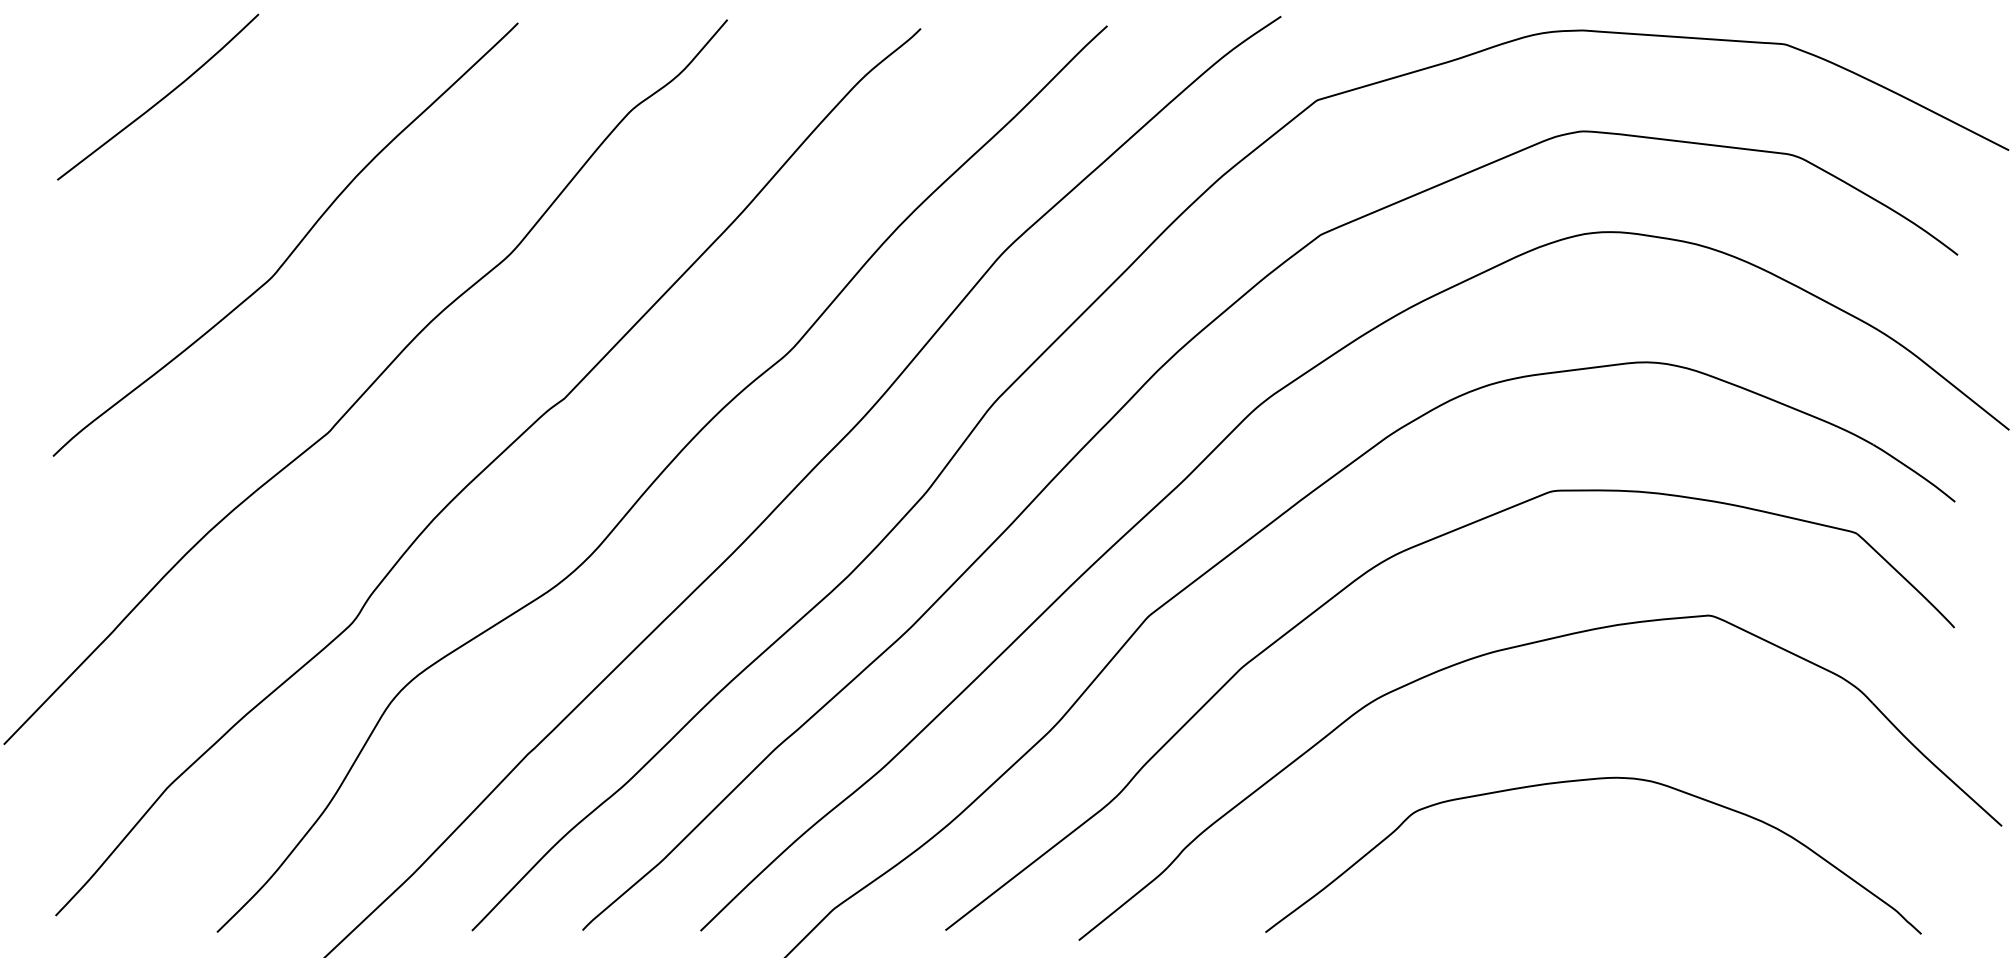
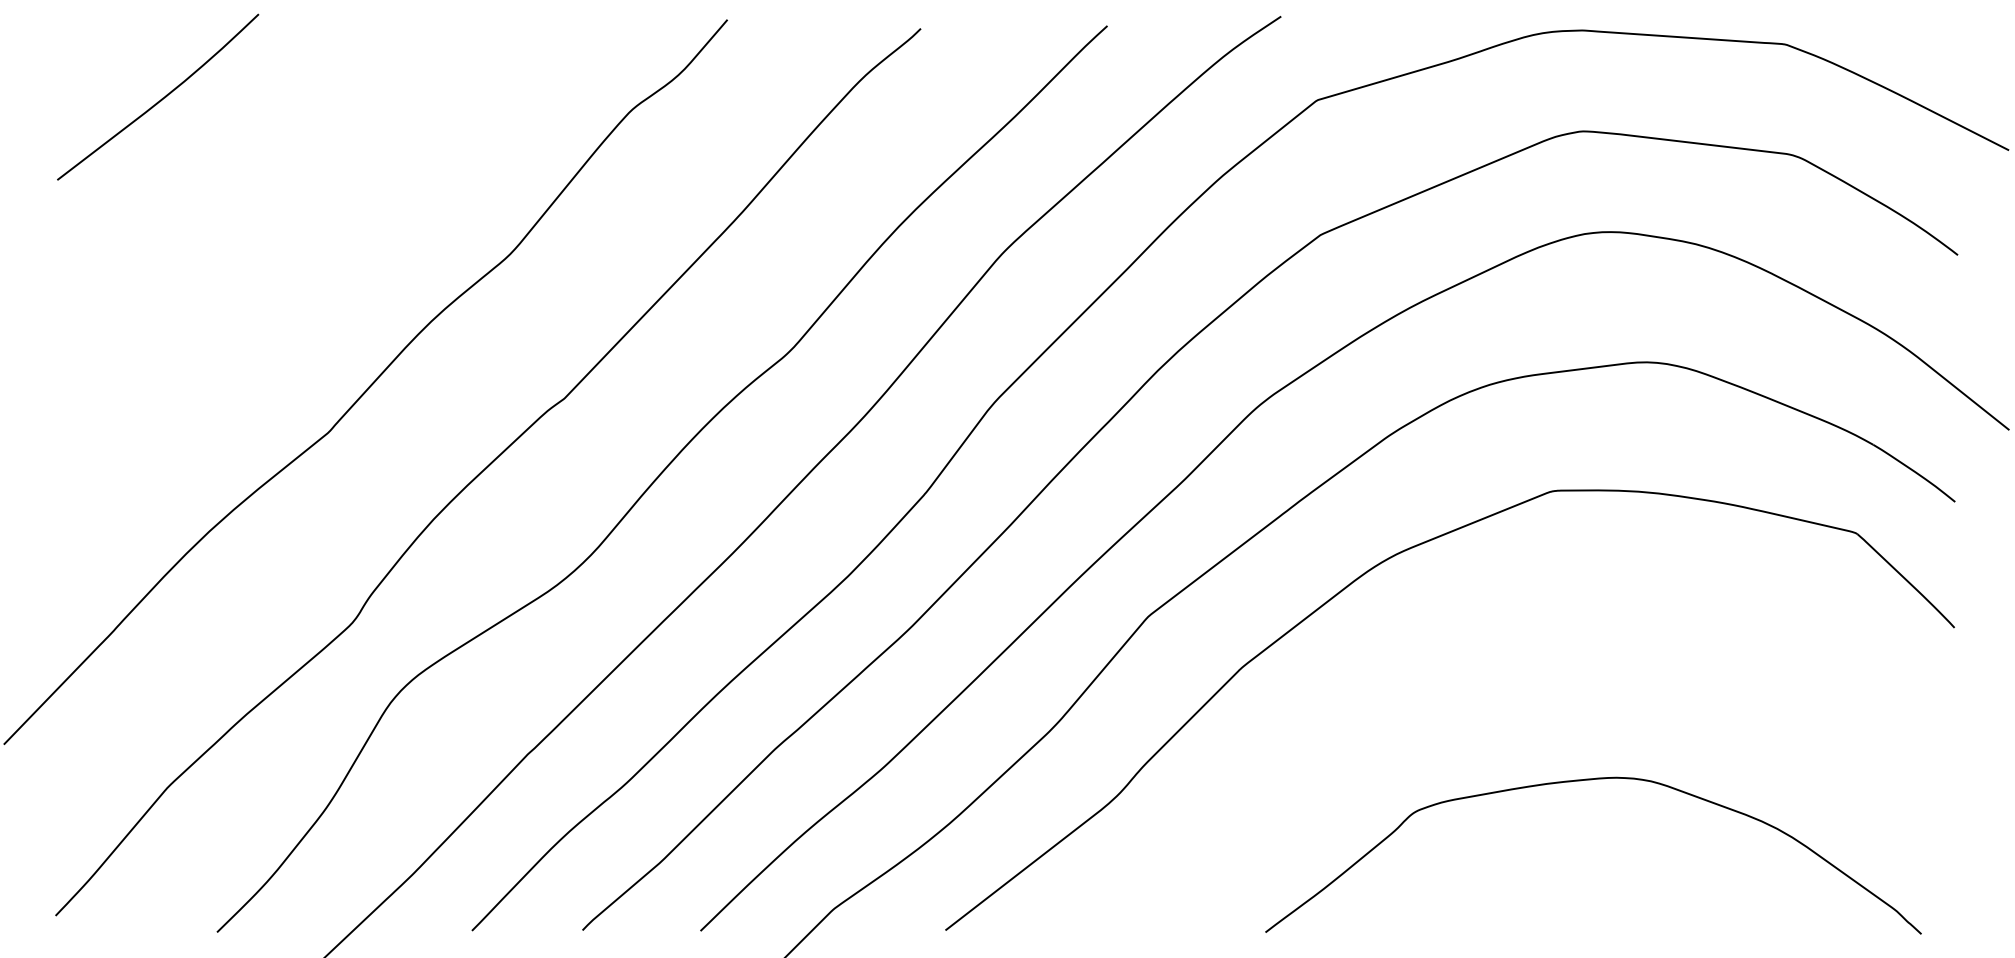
curve: present -> none (296, 245)
part: present -> none (1509, 649)
